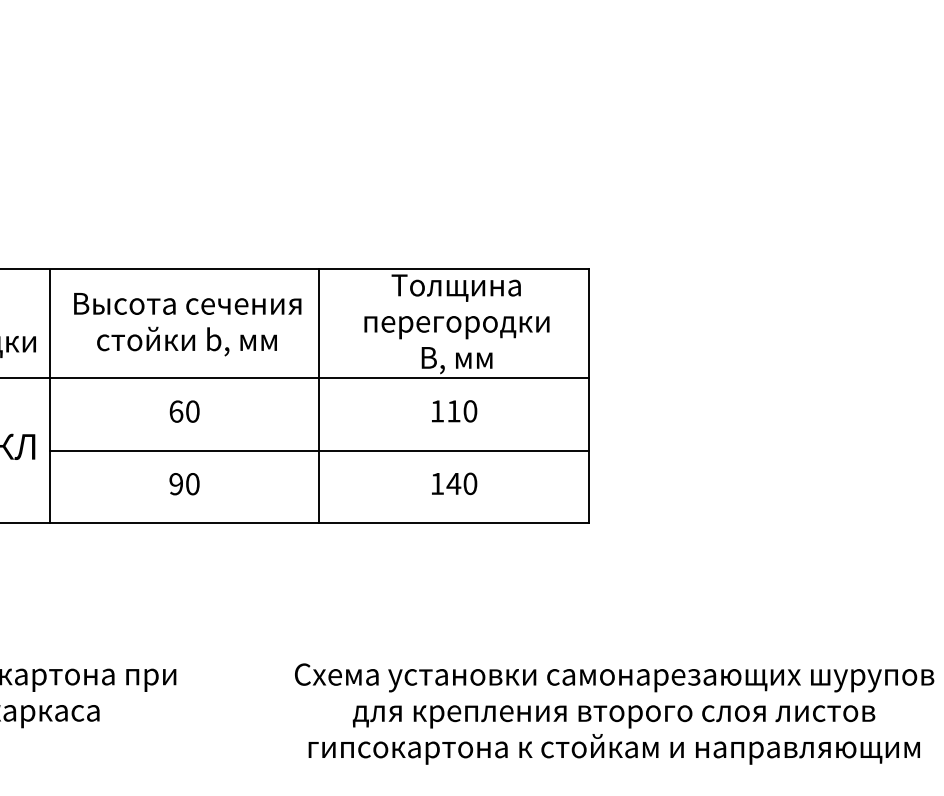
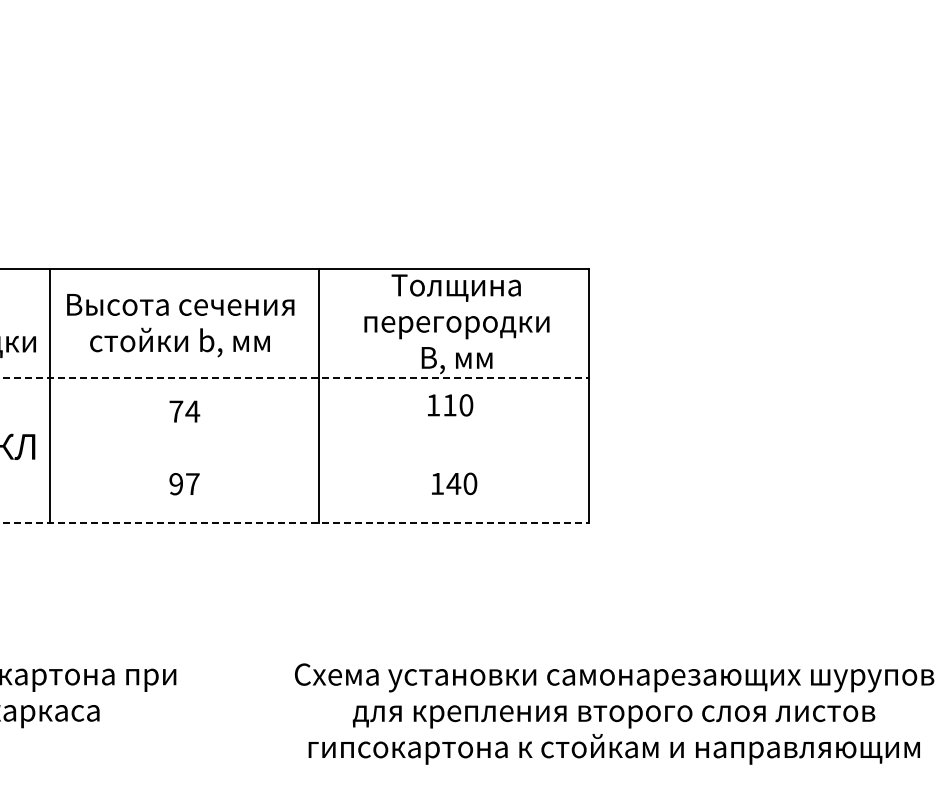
text position: (187, 324) -> (180, 325) (180, 325)
line: solid -> dashed (294, 378)
text: 60 -> 74 (184, 411)
text position: (454, 411) -> (450, 405) (450, 405)
line: present -> none (318, 450)
text: 90 -> 97 (192, 484)
line: solid -> dashed (294, 523)
